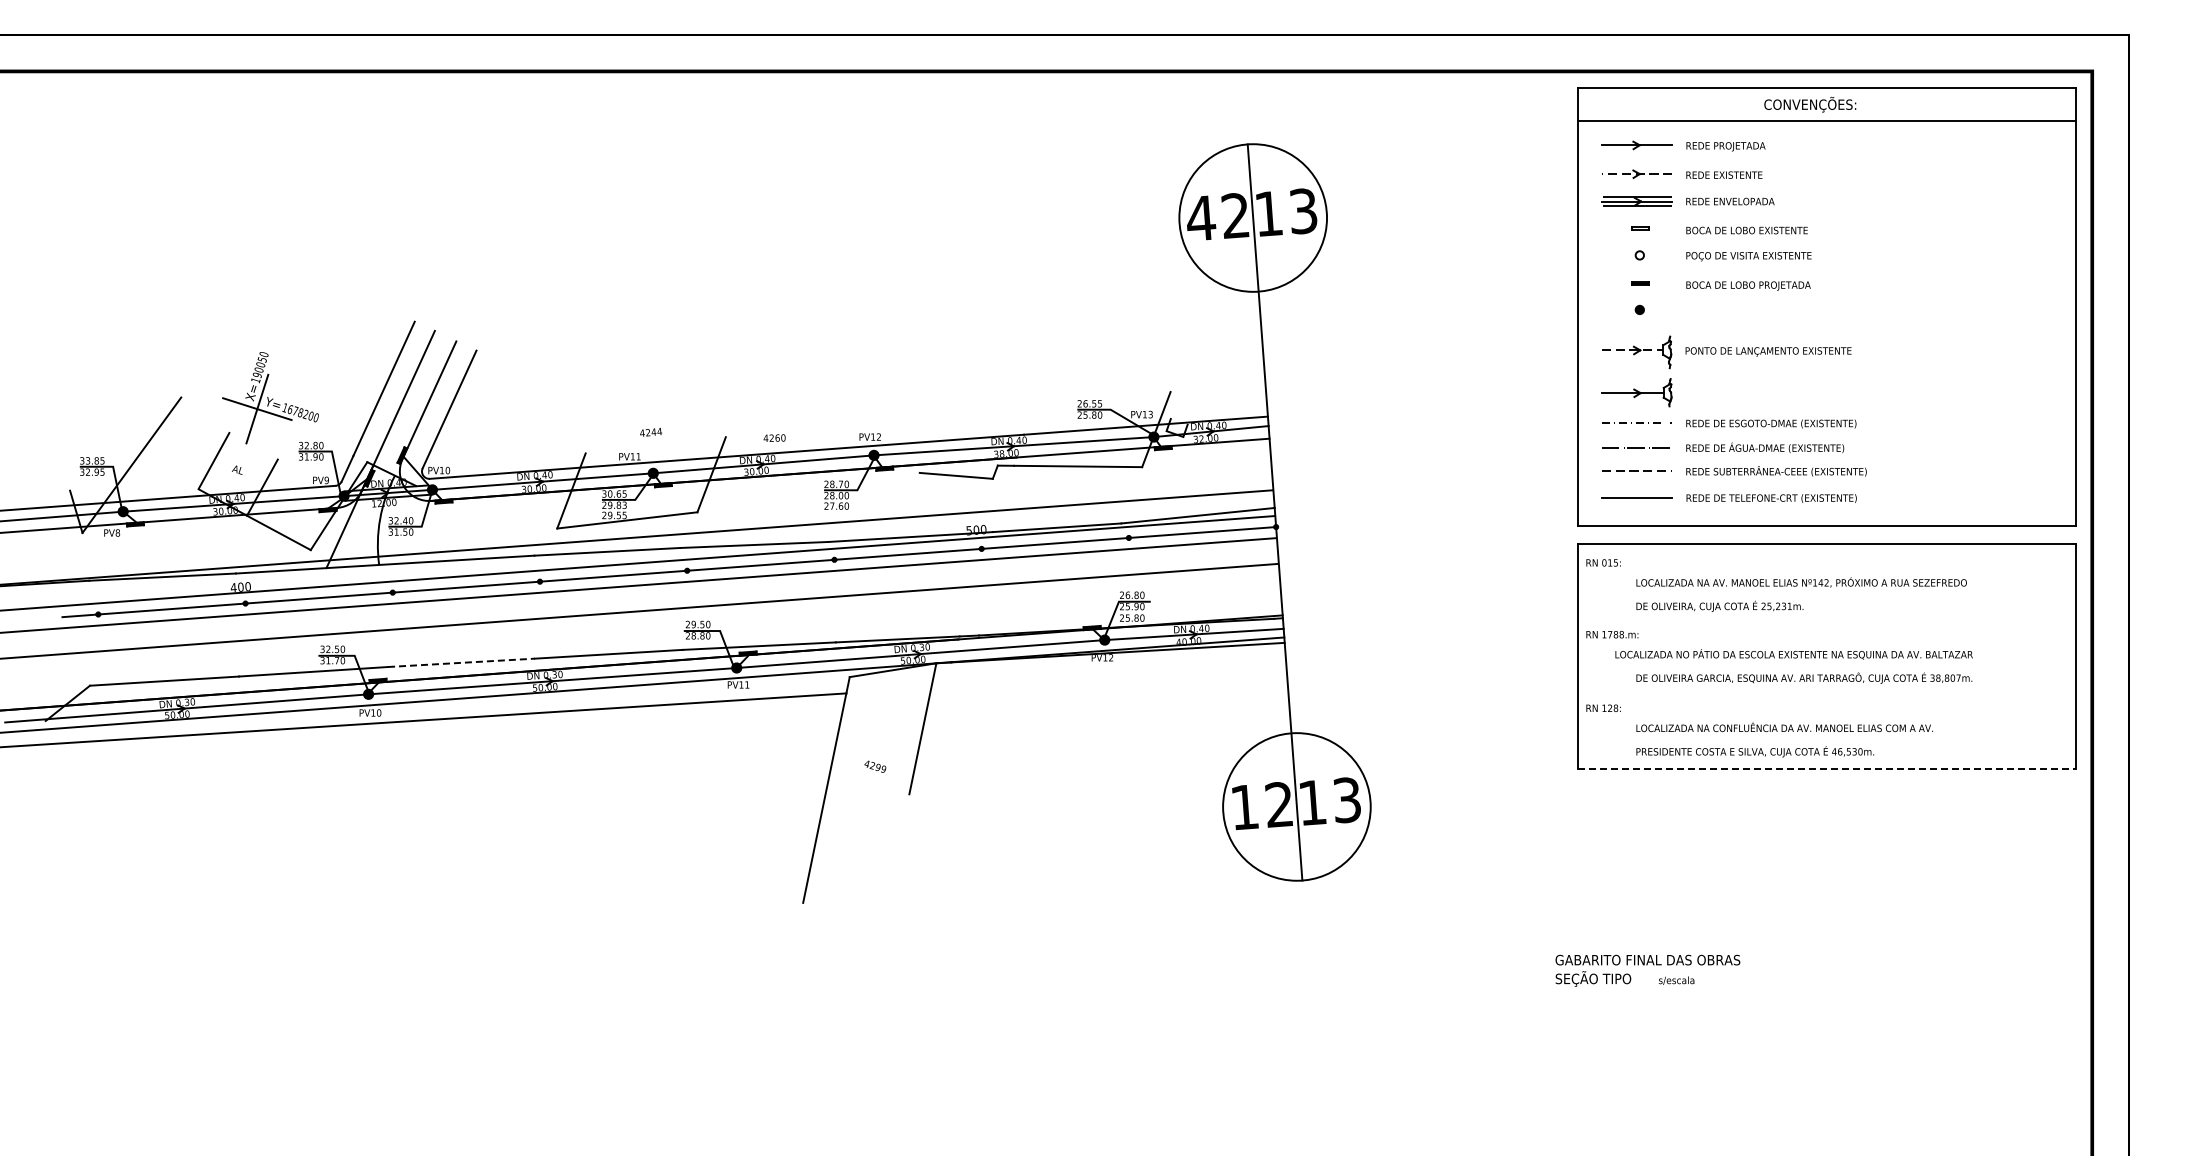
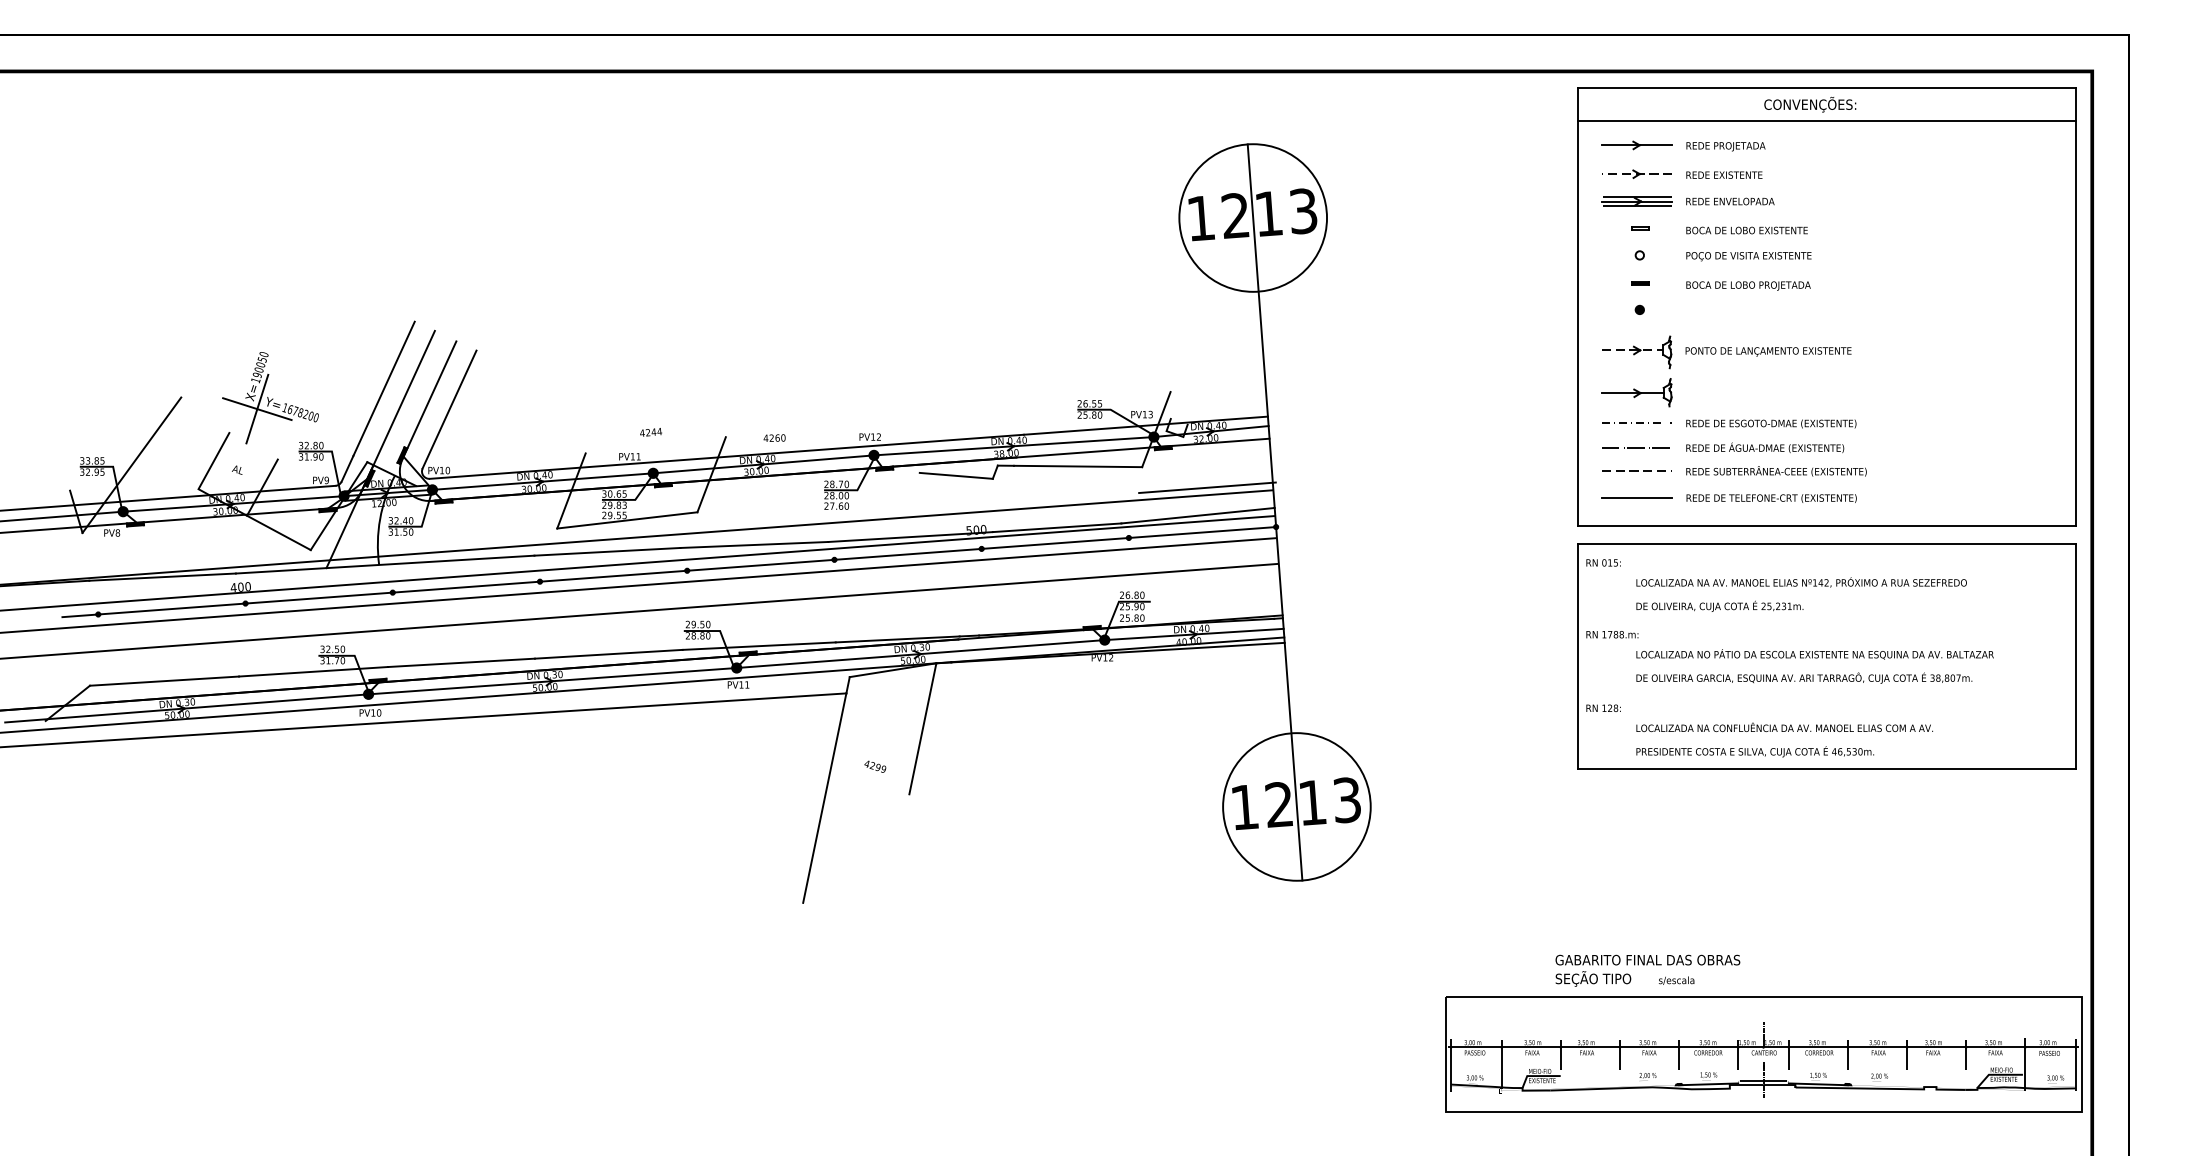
text: 42 -> 12 (1201, 218)
line: none -> present (1207, 487)
text position: (1793, 654) -> (1814, 654) (1814, 654)
line: dashed -> solid (461, 662)
line: dashed -> solid (1827, 768)
part: none -> present (1763, 1054)
